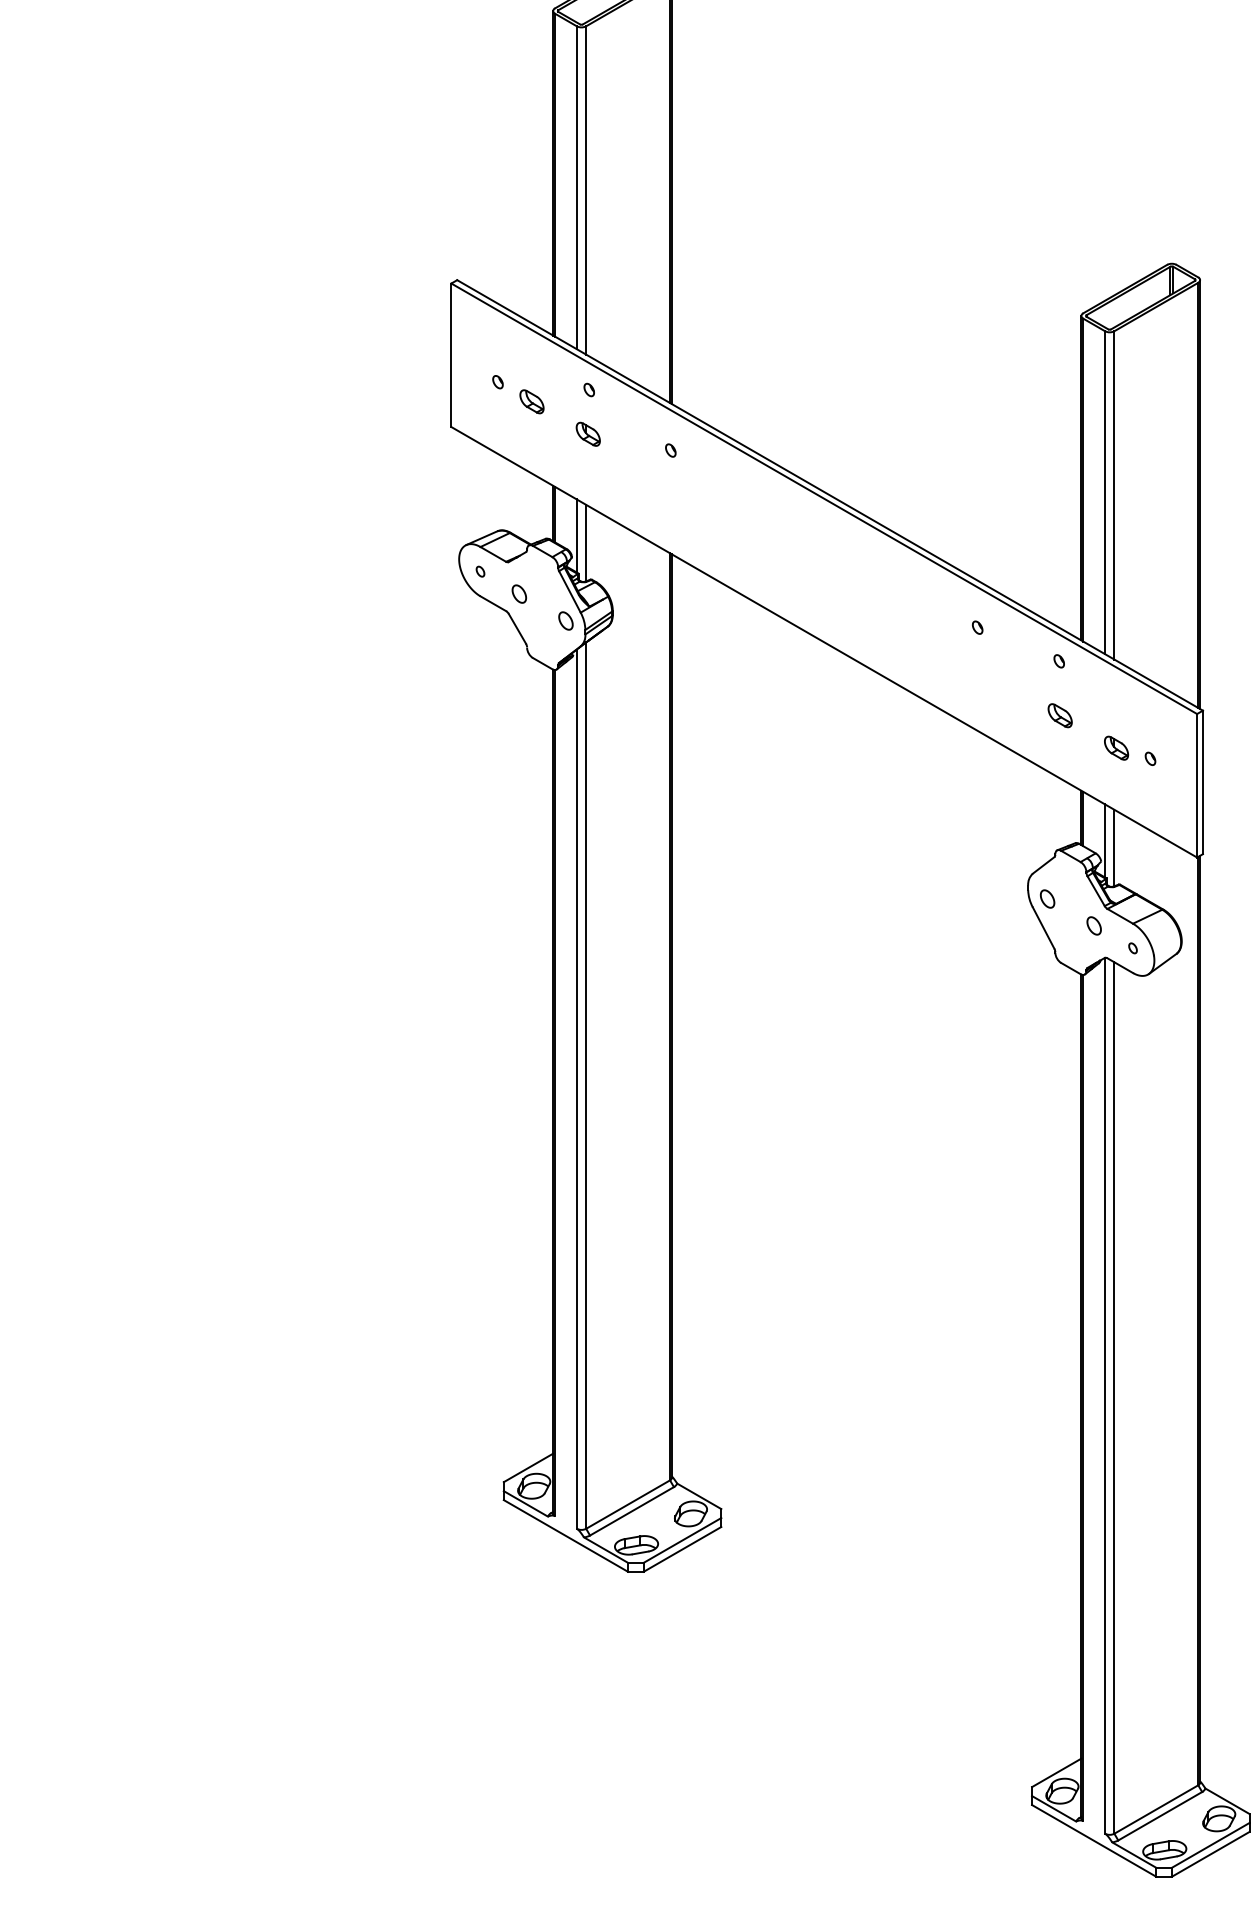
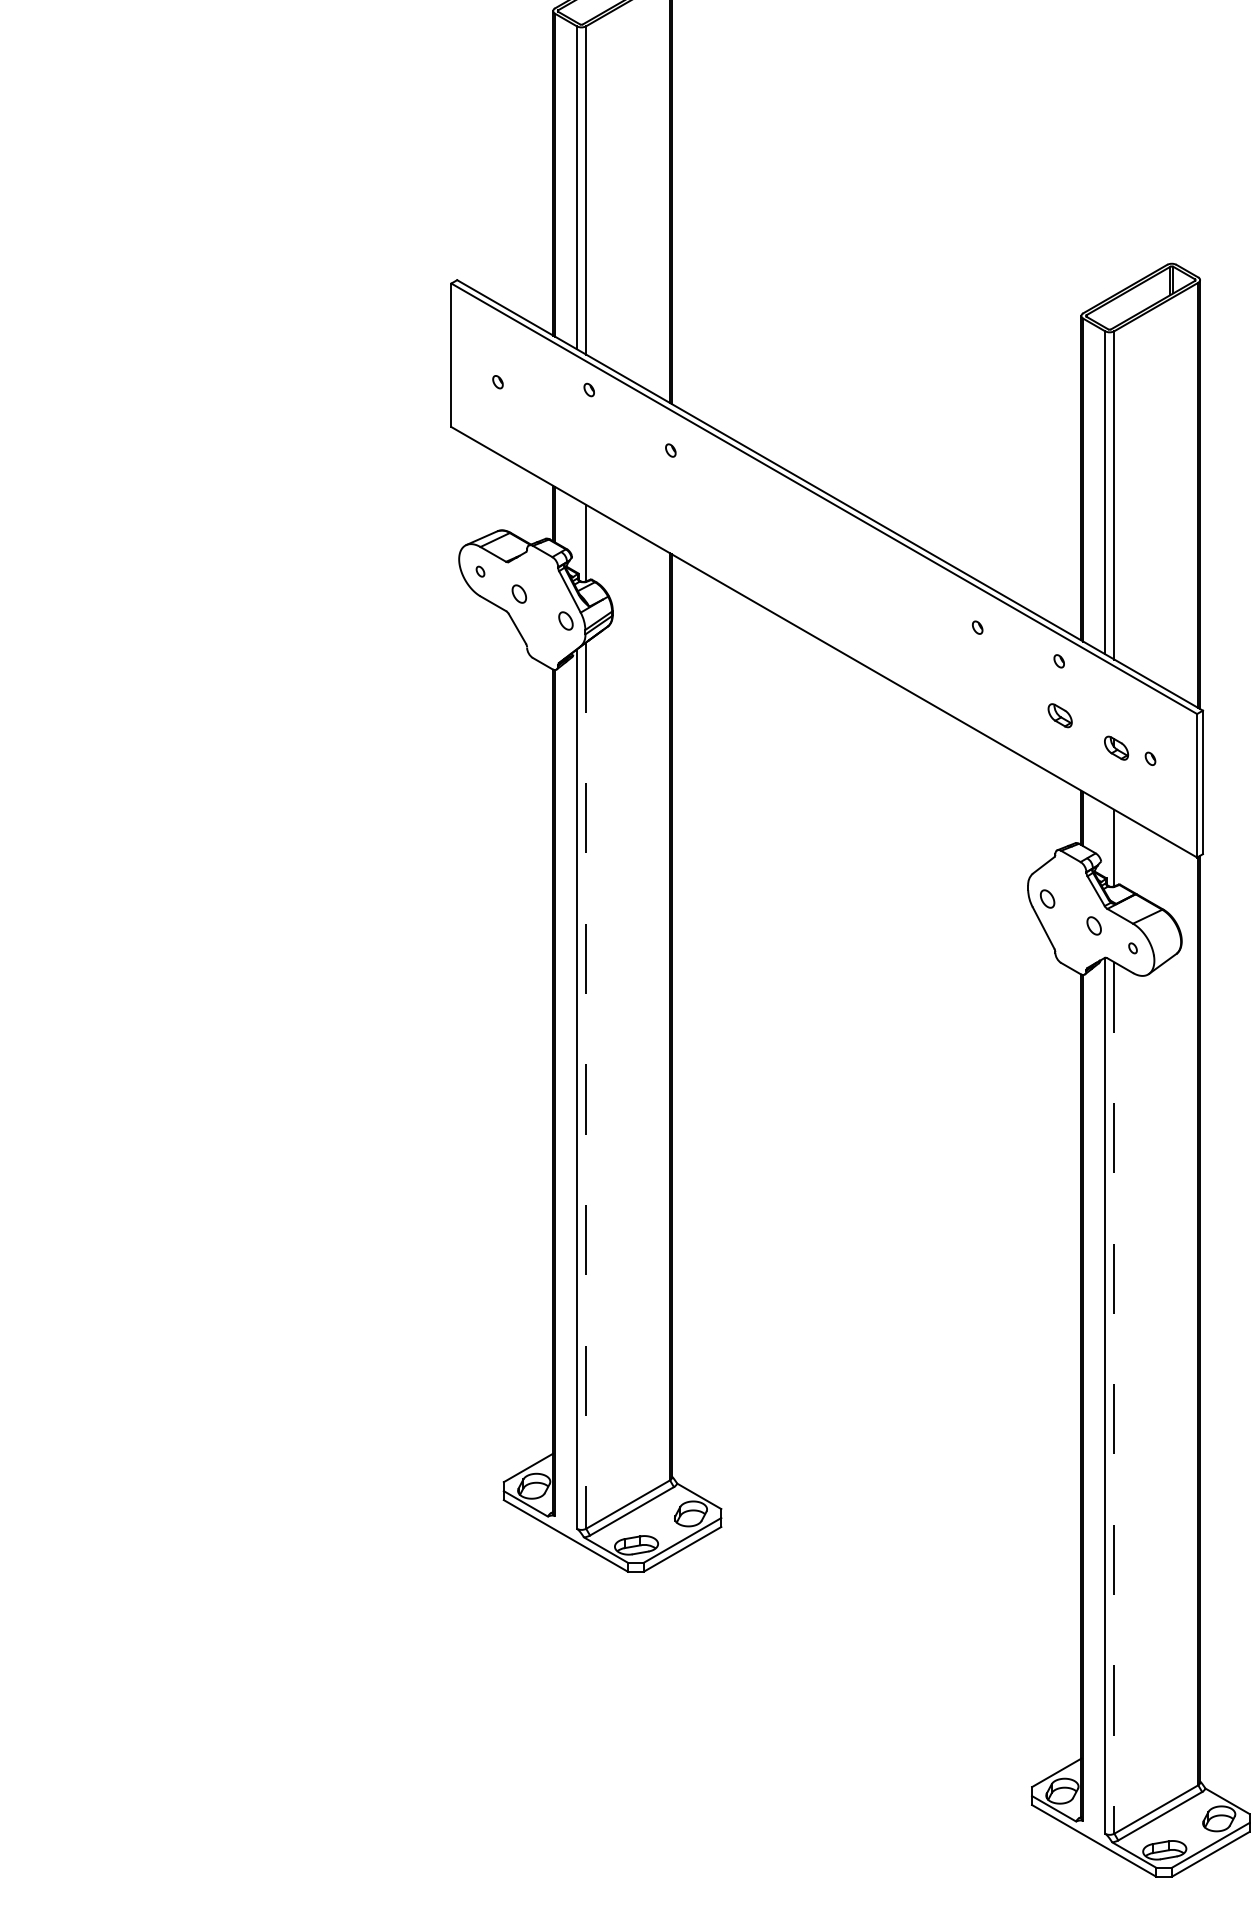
part: present -> none (531, 401)
part: present -> none (587, 433)
line: present -> none (576, 535)
line: present -> none (1105, 840)
line: solid -> dashed (586, 1086)
line: solid -> dashed (1114, 1398)
